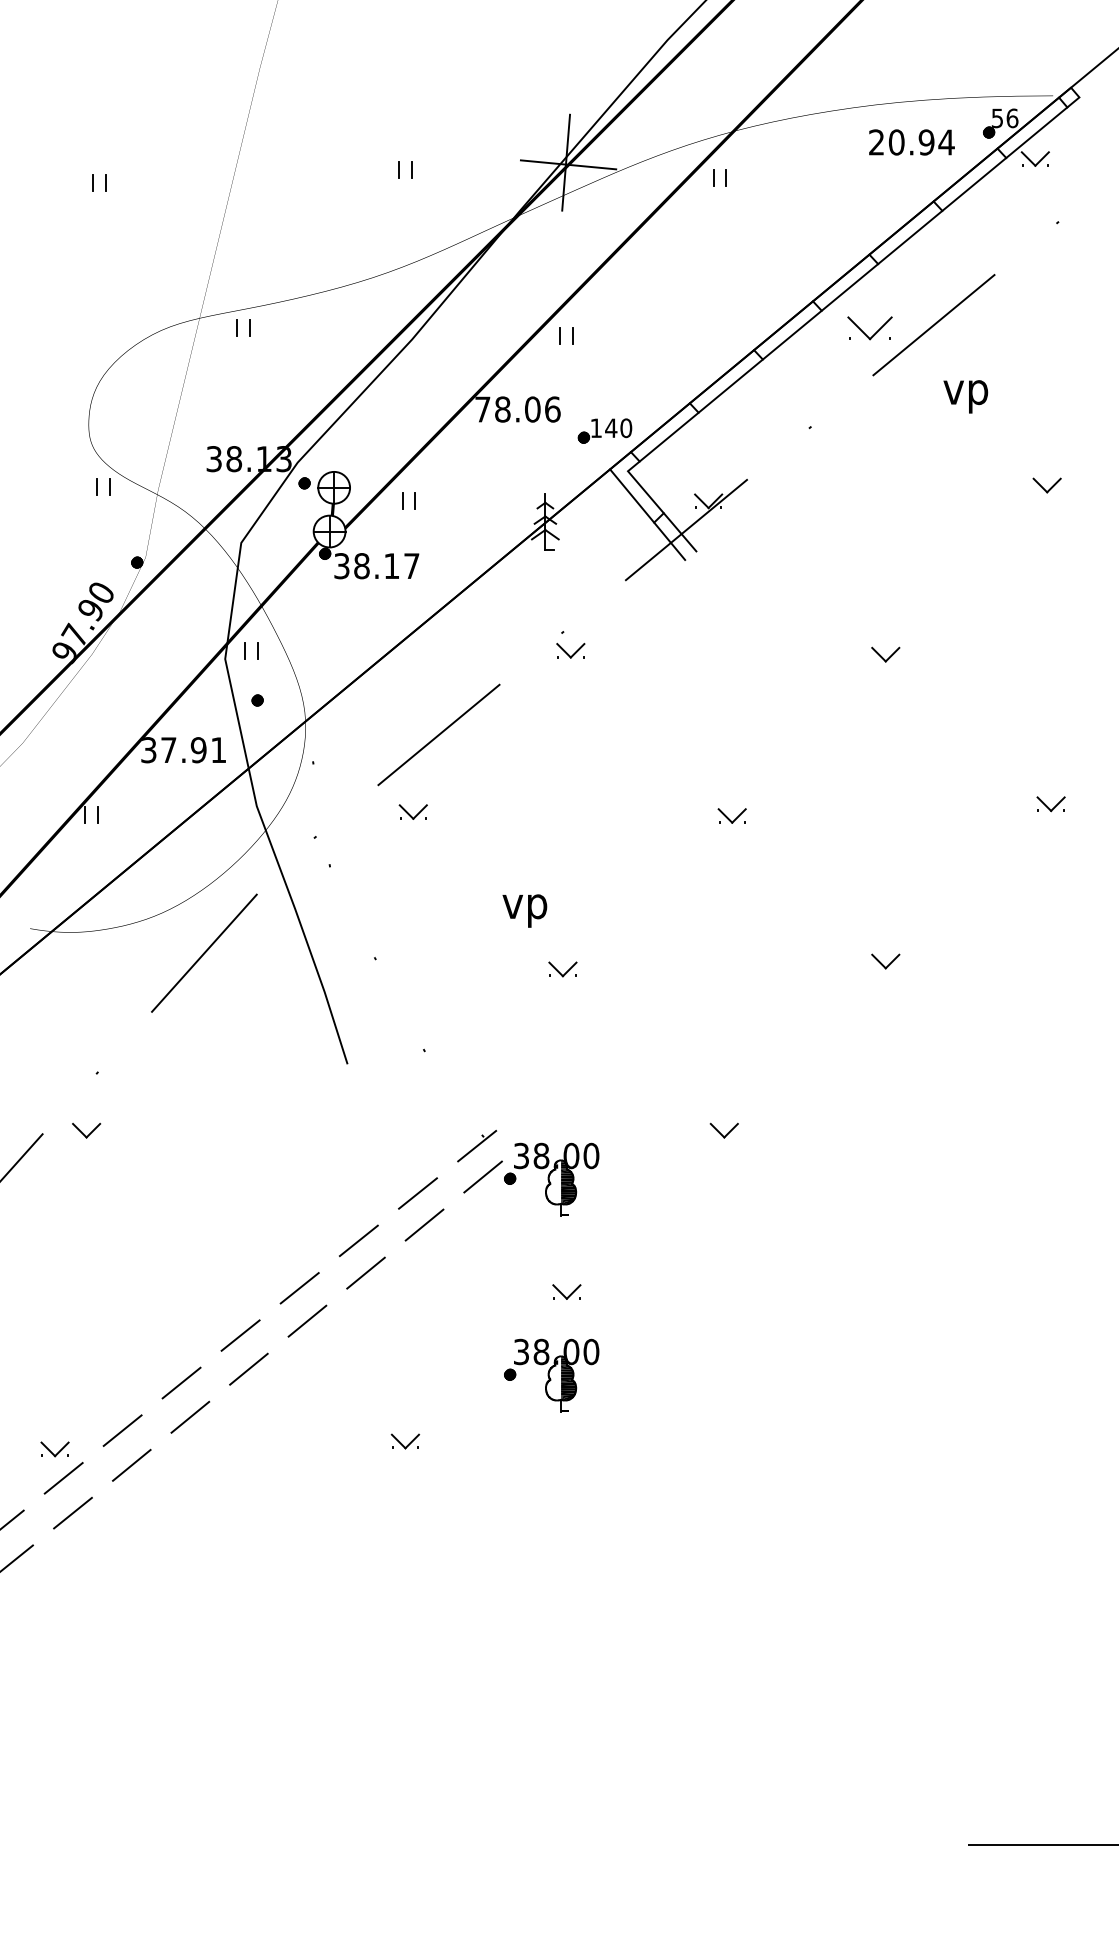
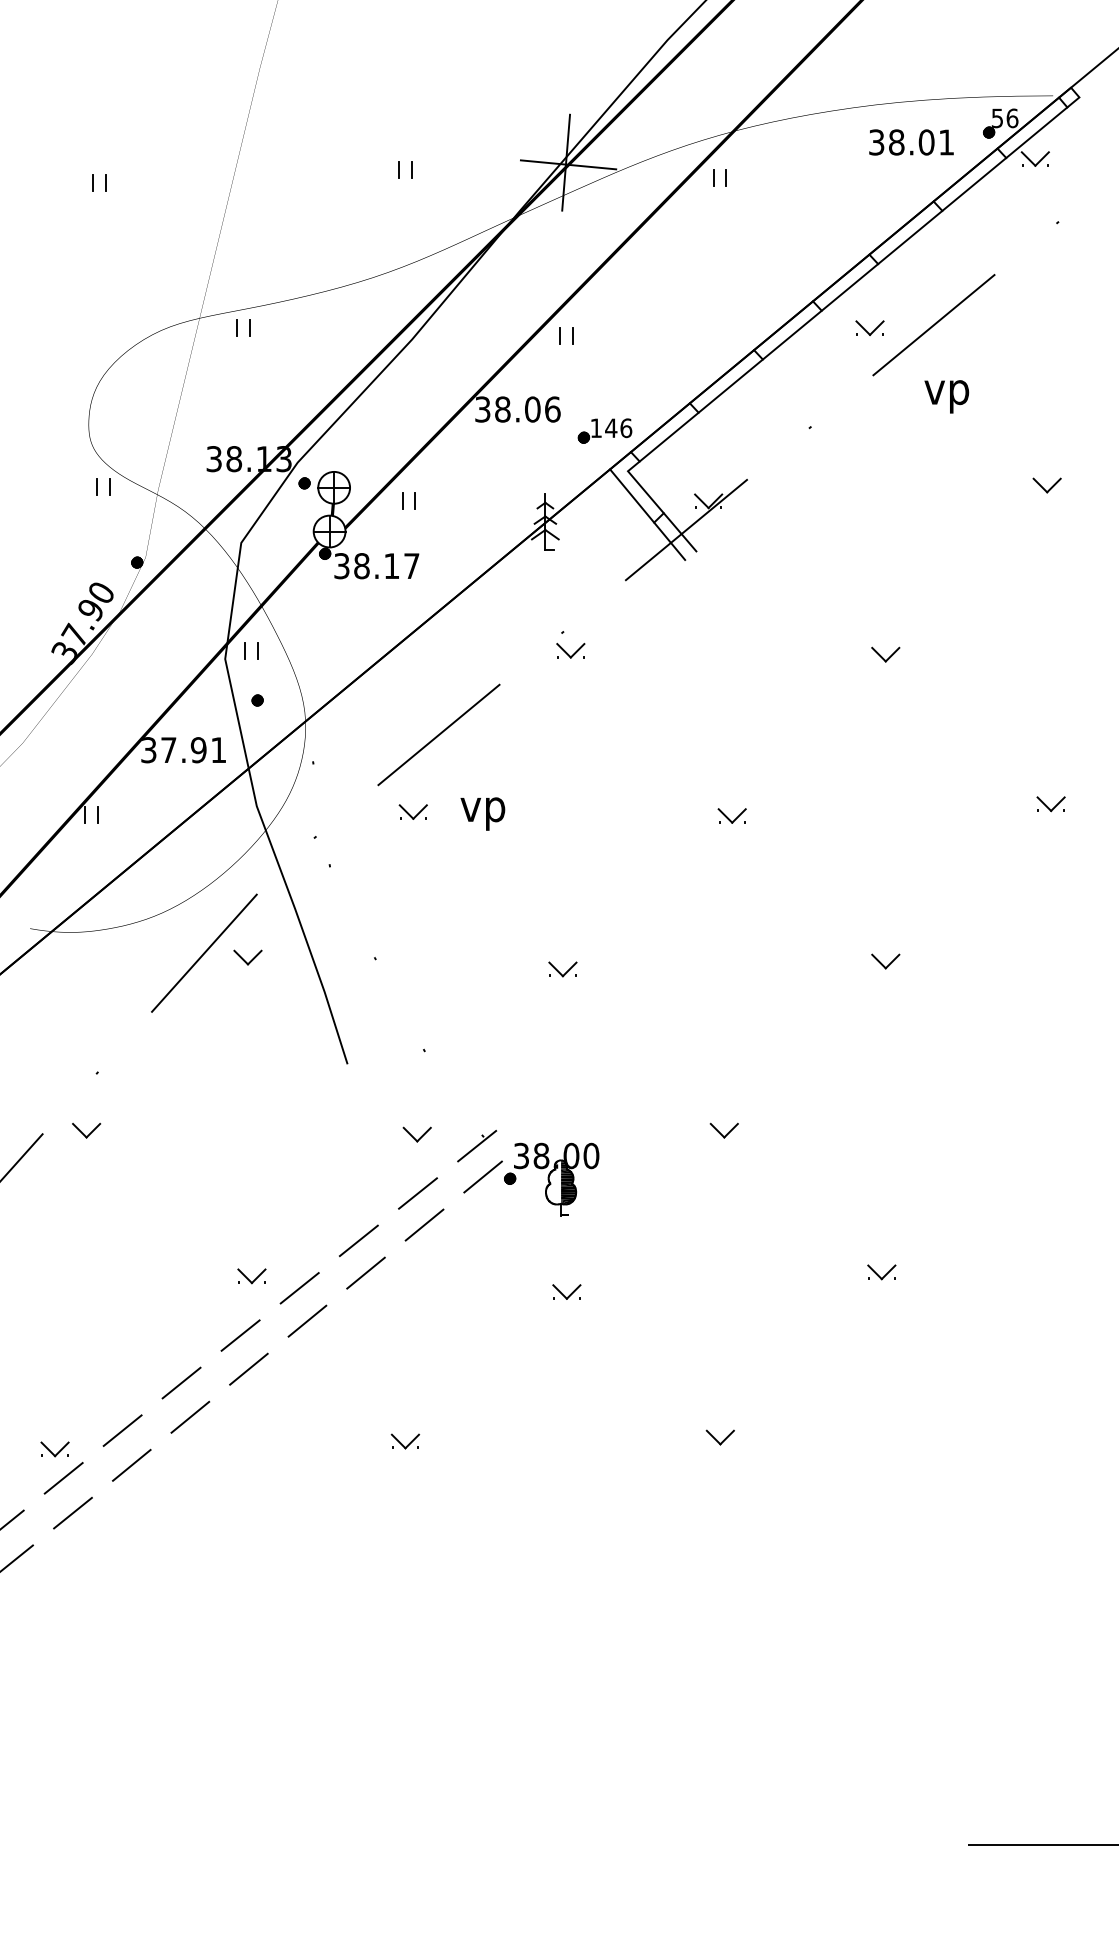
text: 20.94 -> 38.01 (911, 142)
part size: 46x25 px -> 30x16 px (869, 327)
text position: (965, 396) -> (946, 396) (946, 396)
text: 78.06 -> 38.06 (482, 409)
text: 140 -> 146 (626, 427)
text: 97.90 -> 37.90 (64, 653)
text position: (524, 910) -> (482, 813) (482, 813)
part: none -> present (247, 957)
part: none -> present (416, 1134)
part: none -> present (881, 1272)
part: none -> present (251, 1276)
part: present -> none (551, 1375)
part: none -> present (719, 1437)
